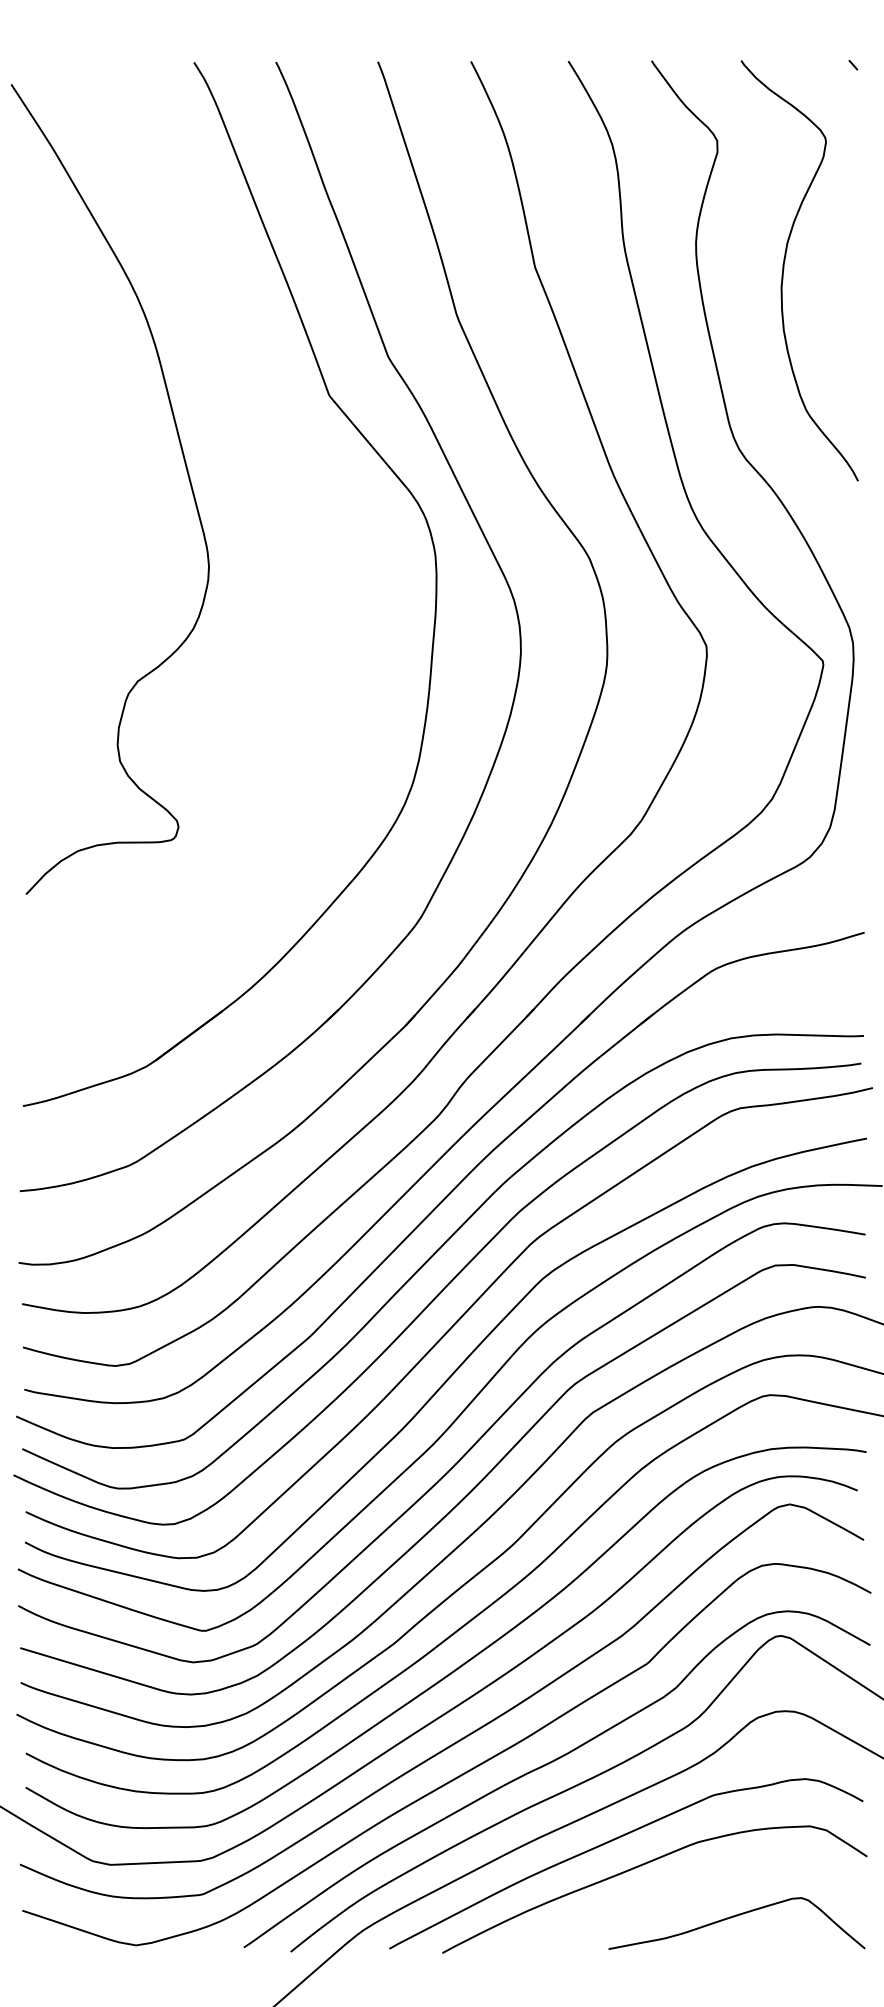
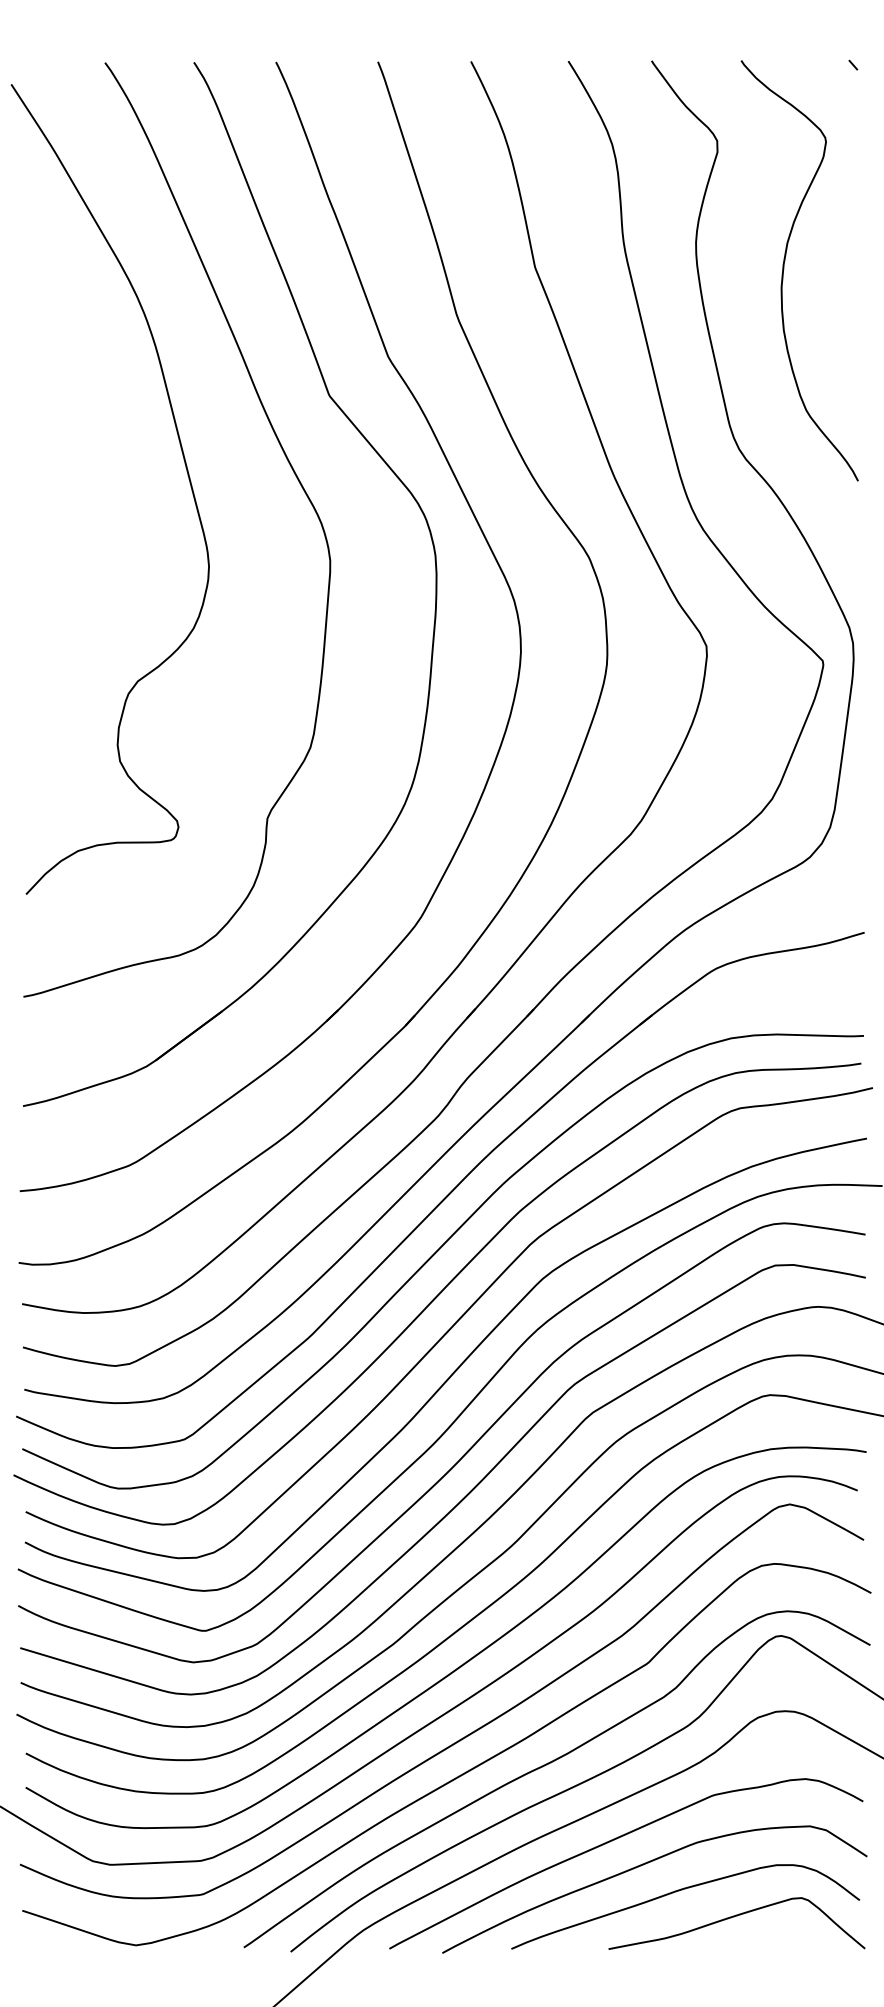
curve: none -> present (289, 465)
curve: none -> present (679, 1891)
